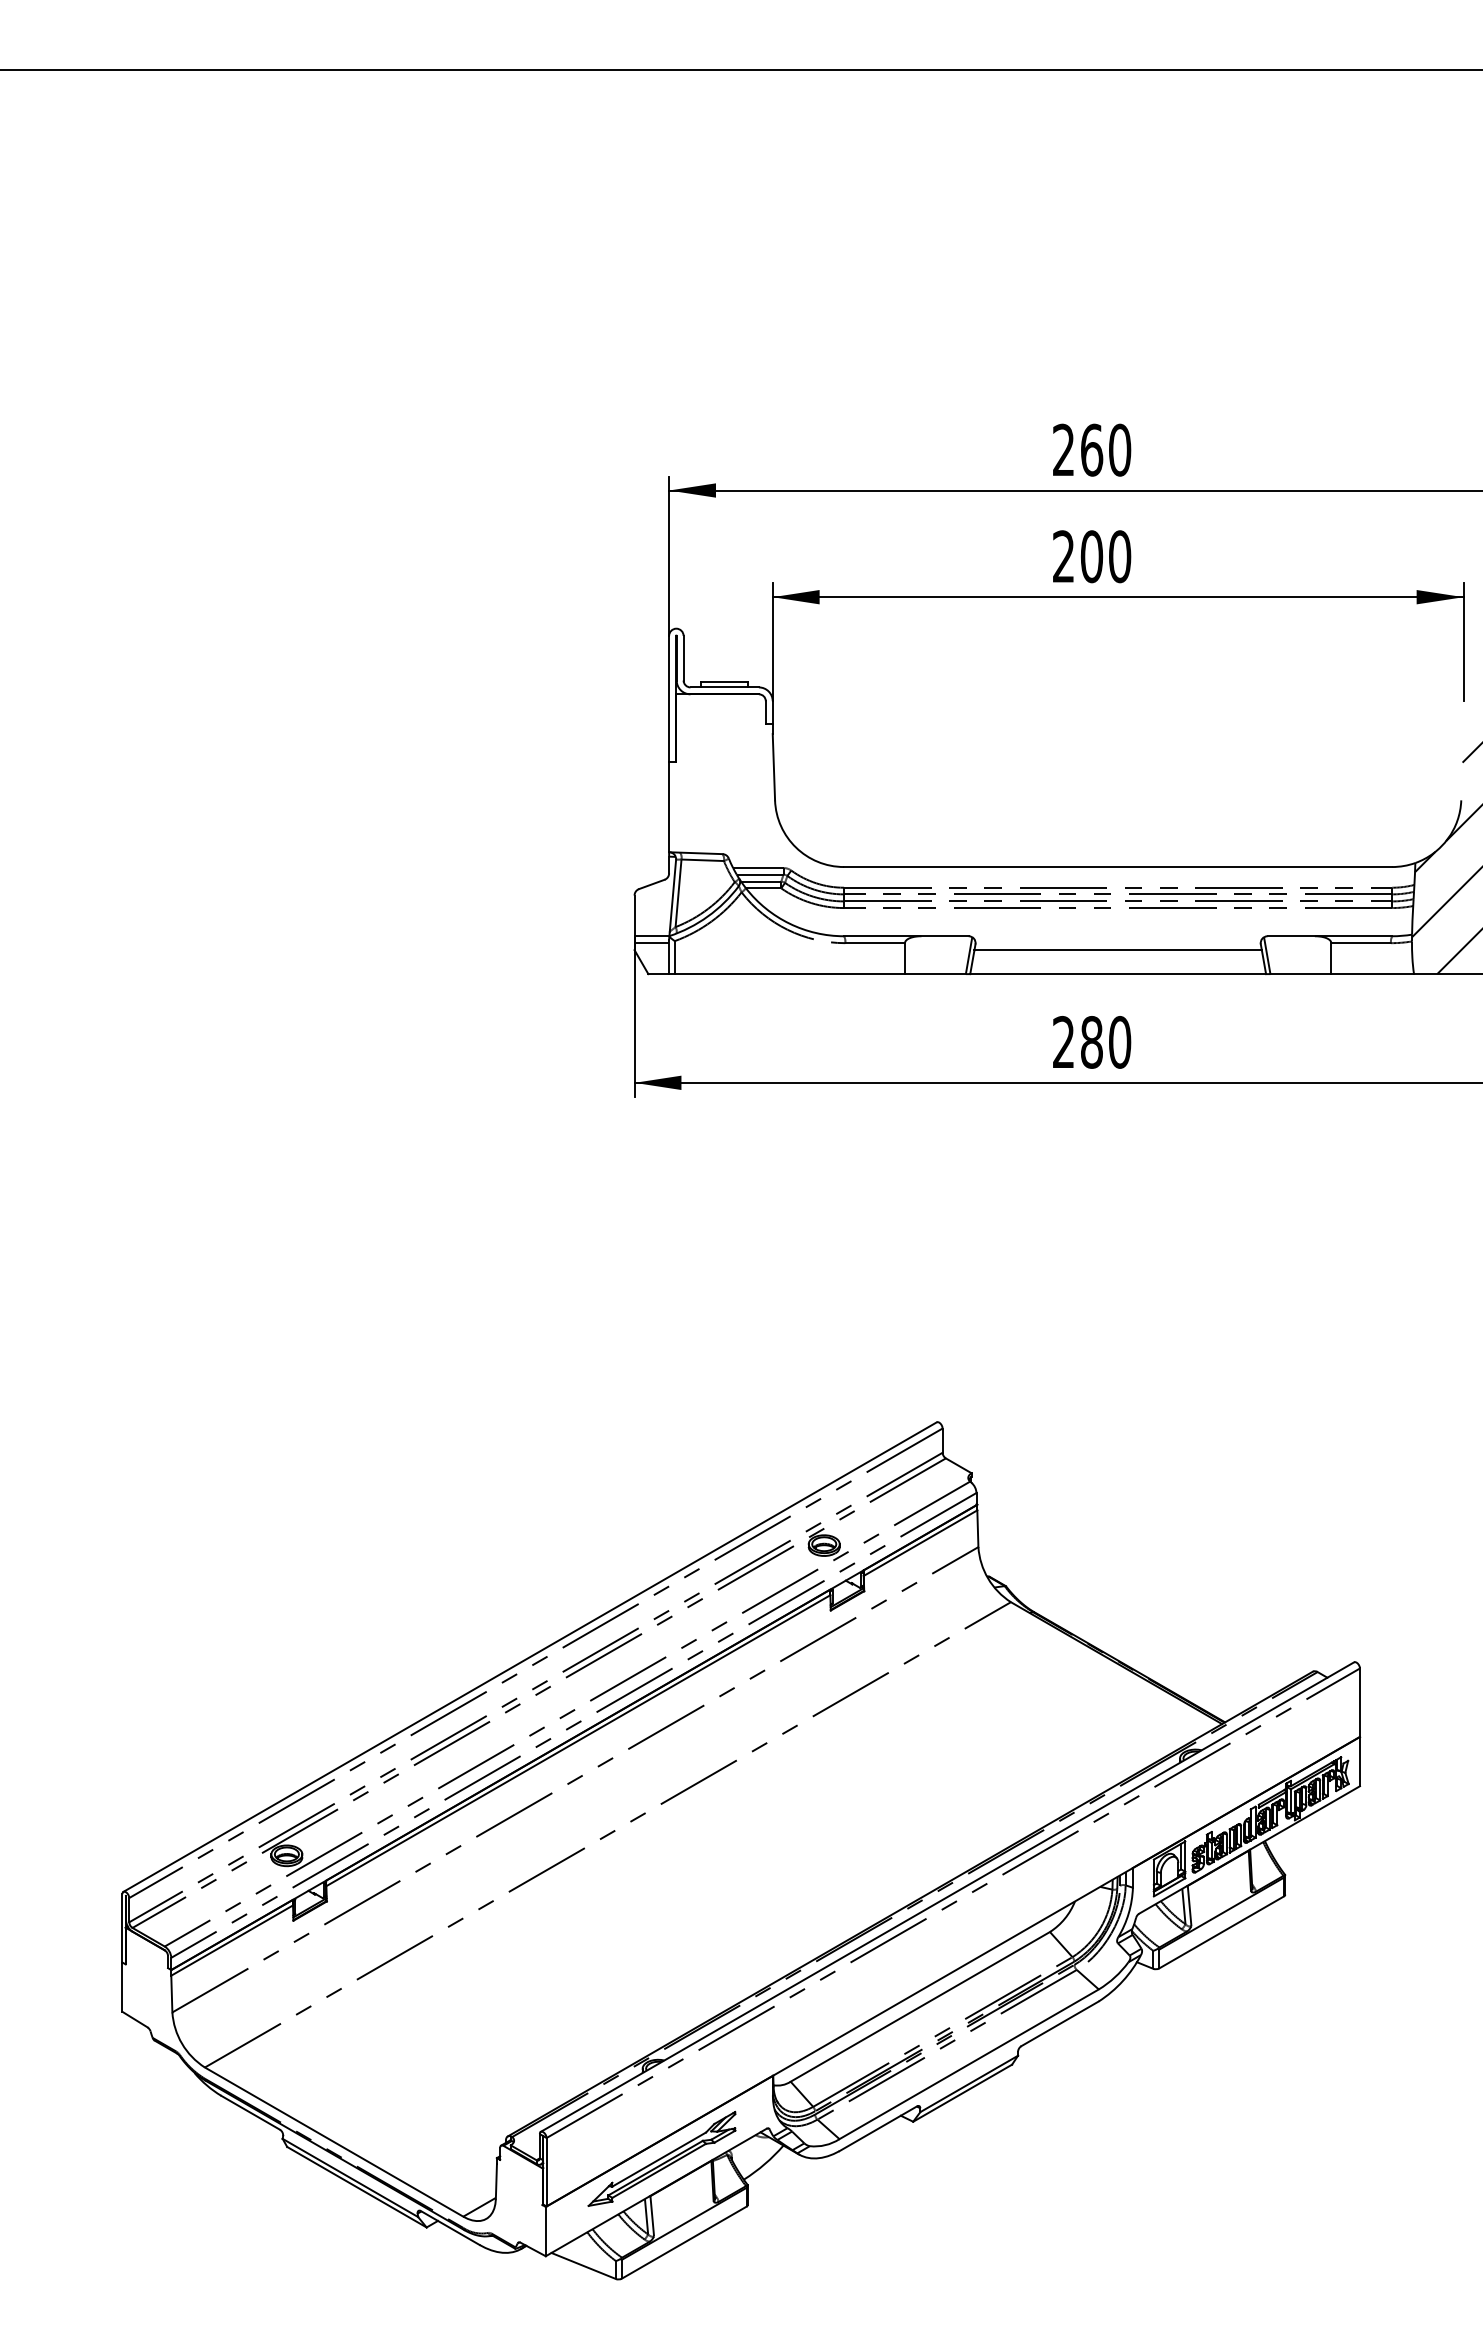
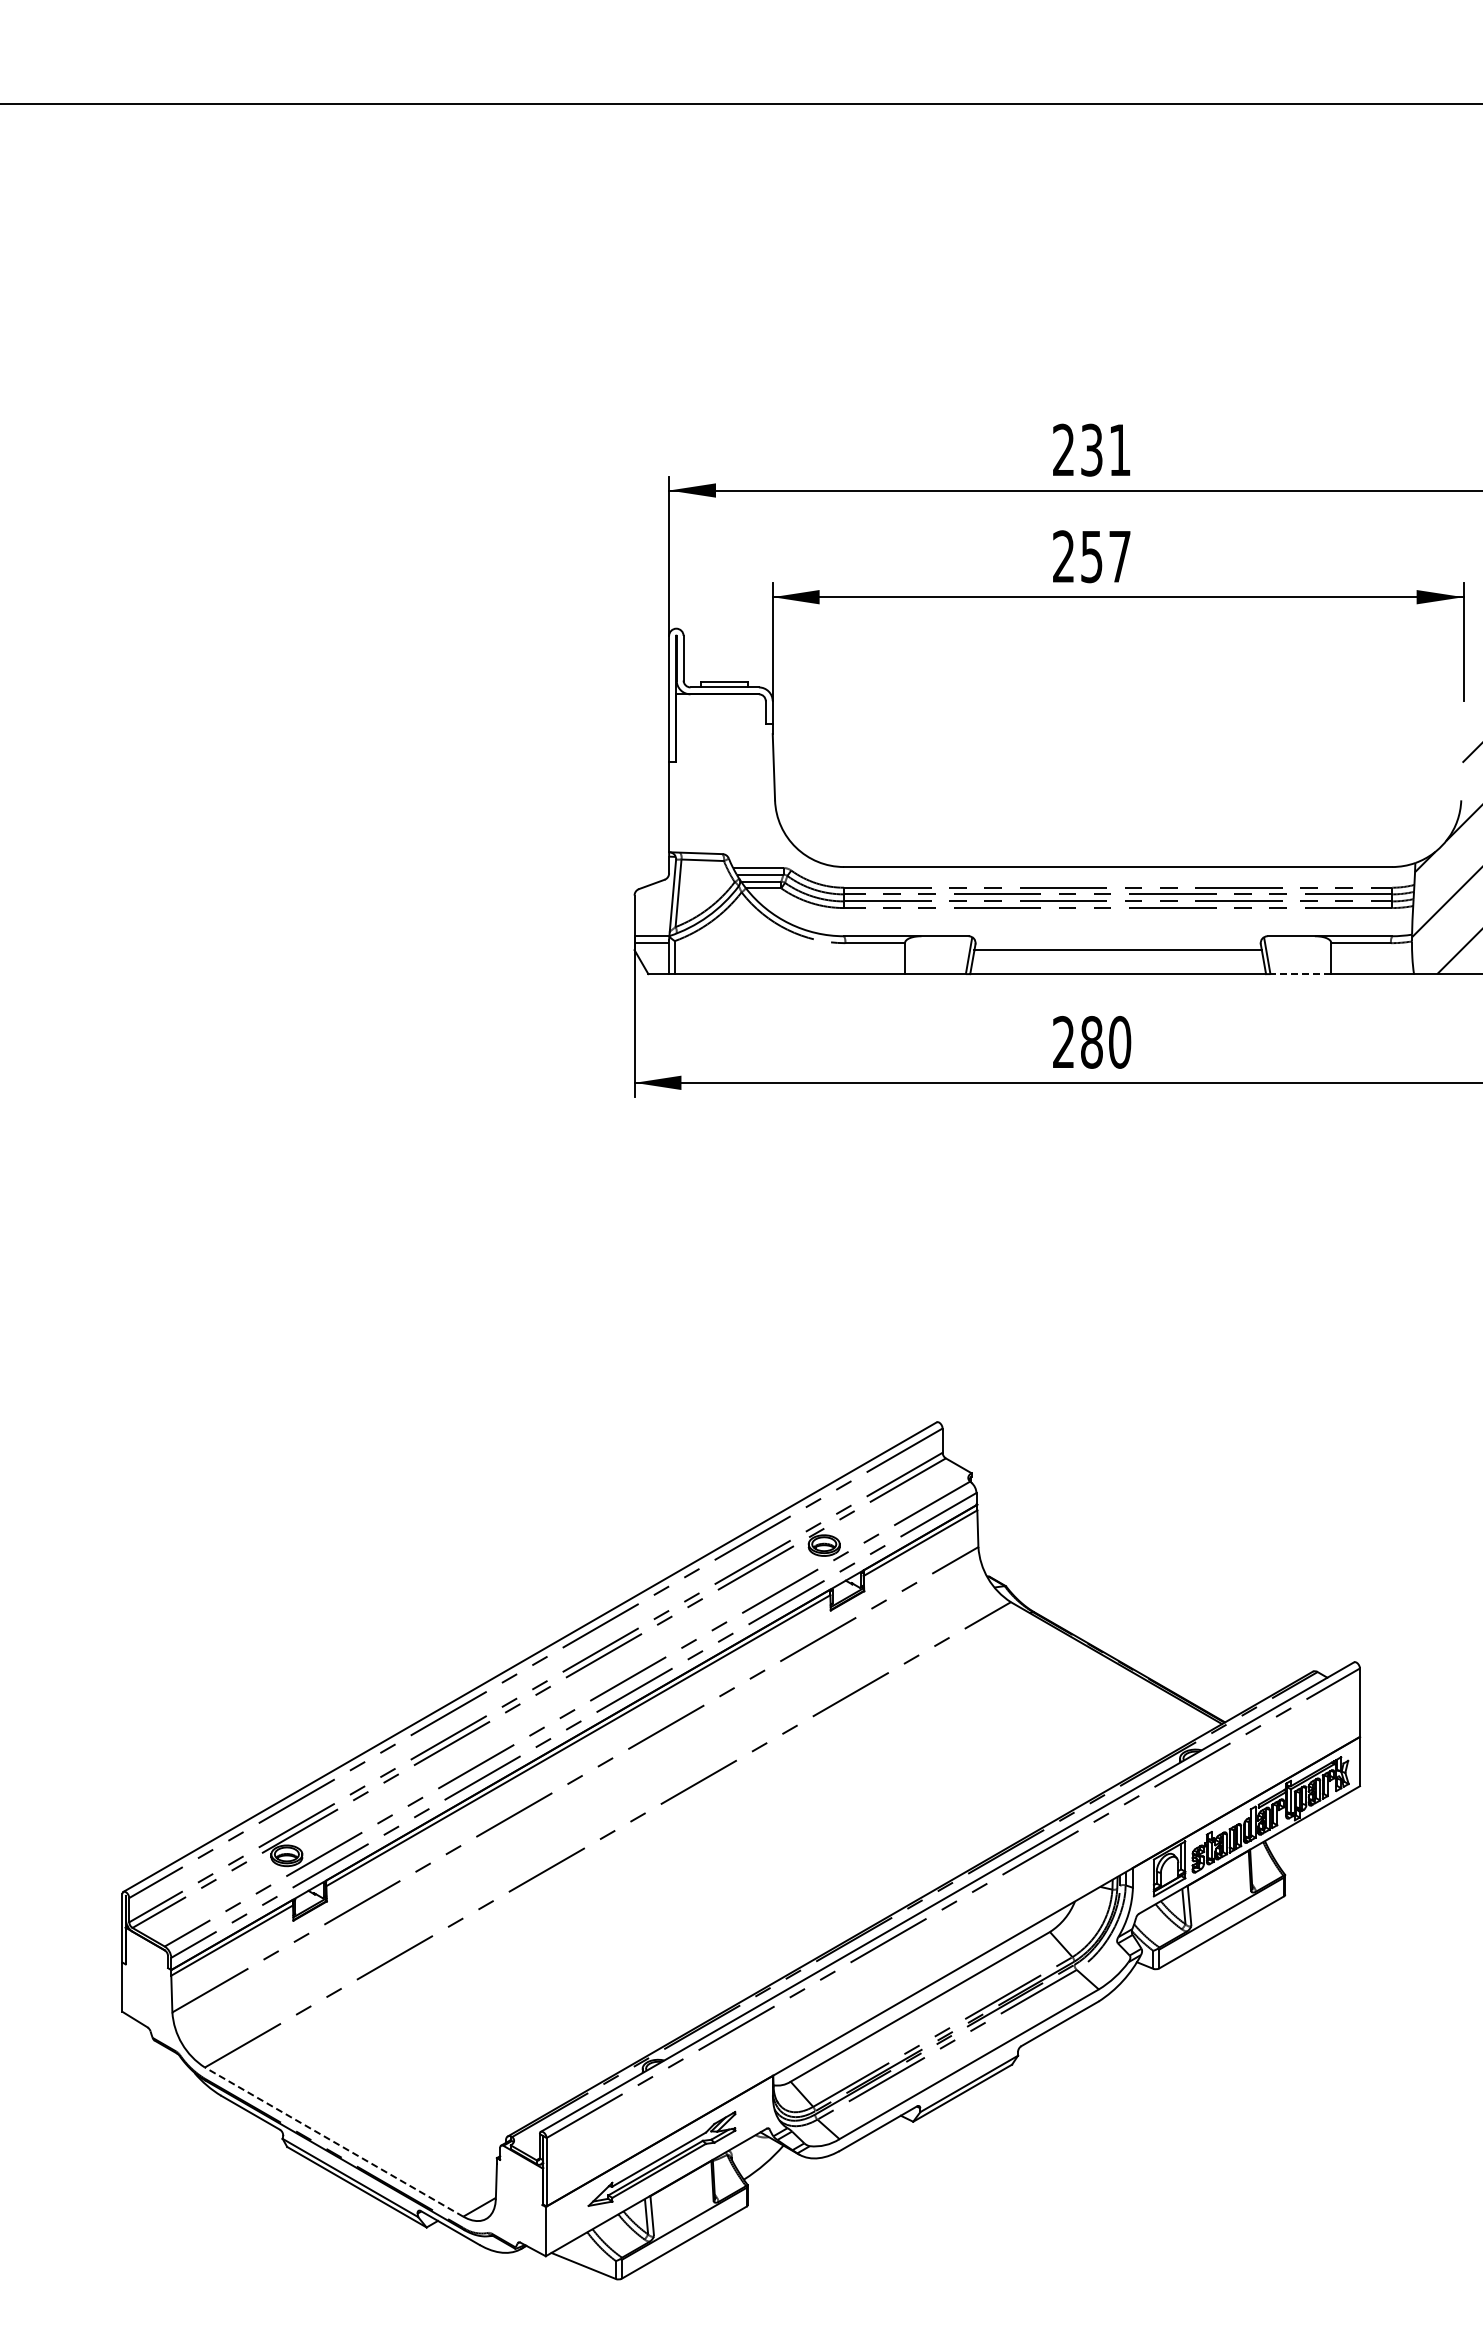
line position: (740, 70) -> (740, 104) (740, 104)
text: 260 -> 231 (1106, 449)
text: 200 -> 257 (1105, 556)
line: solid -> dashed (1300, 974)
line: solid -> dashed (333, 2141)
